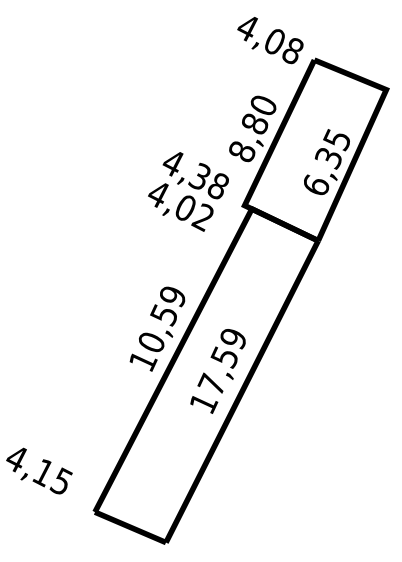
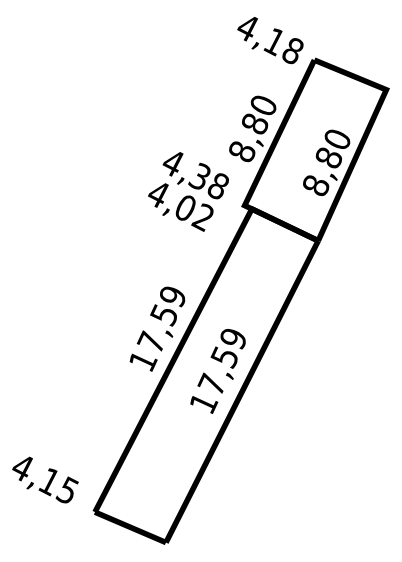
text: 4,08 -> 4,18 (273, 42)
text: 6,35 -> 8,80 (326, 162)
text: 10,59 -> 17,59 (150, 341)
text position: (39, 470) -> (45, 479) (45, 479)
